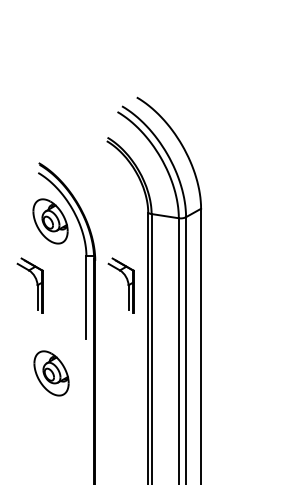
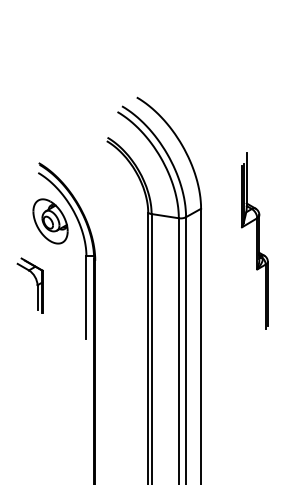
part: none -> present (254, 240)
part: present -> none (127, 285)
part: present -> none (51, 373)
